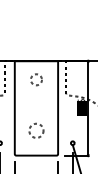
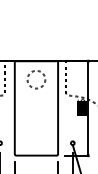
circle size: 13x14 px -> 21x20 px (36, 79)
circle: present -> none (36, 130)
